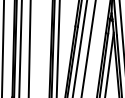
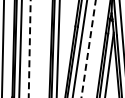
line: solid -> dashed (29, 48)
line: solid -> dashed (88, 49)
